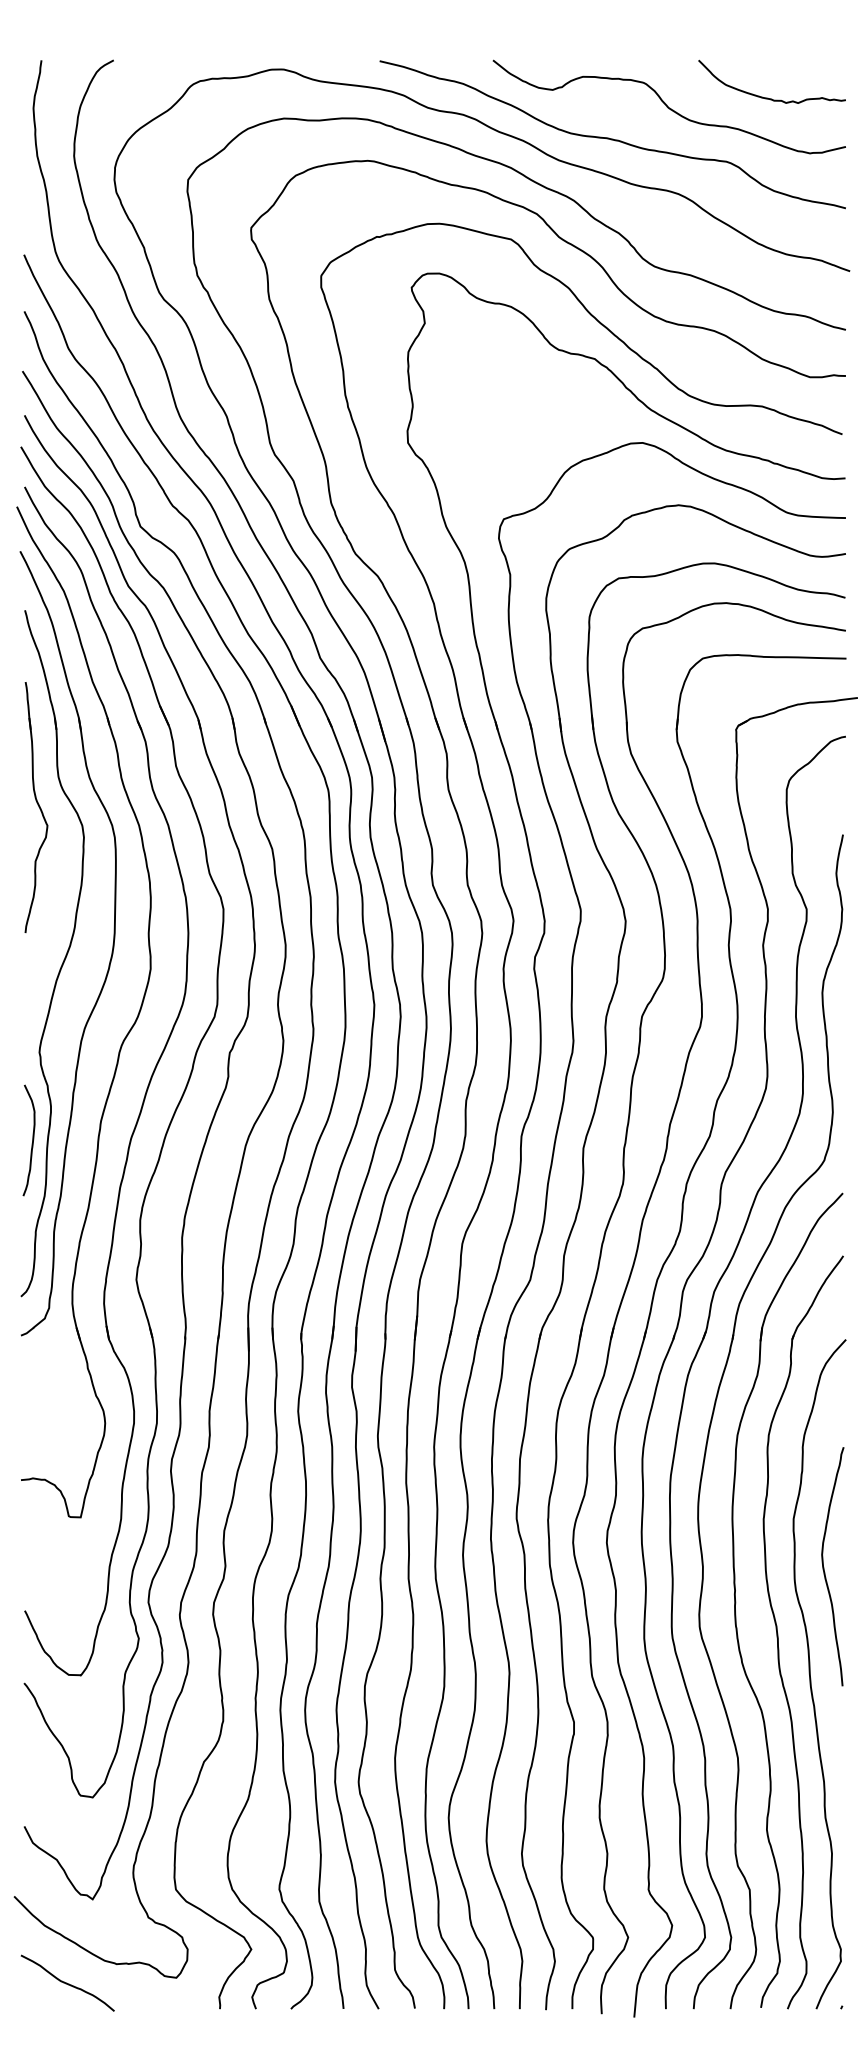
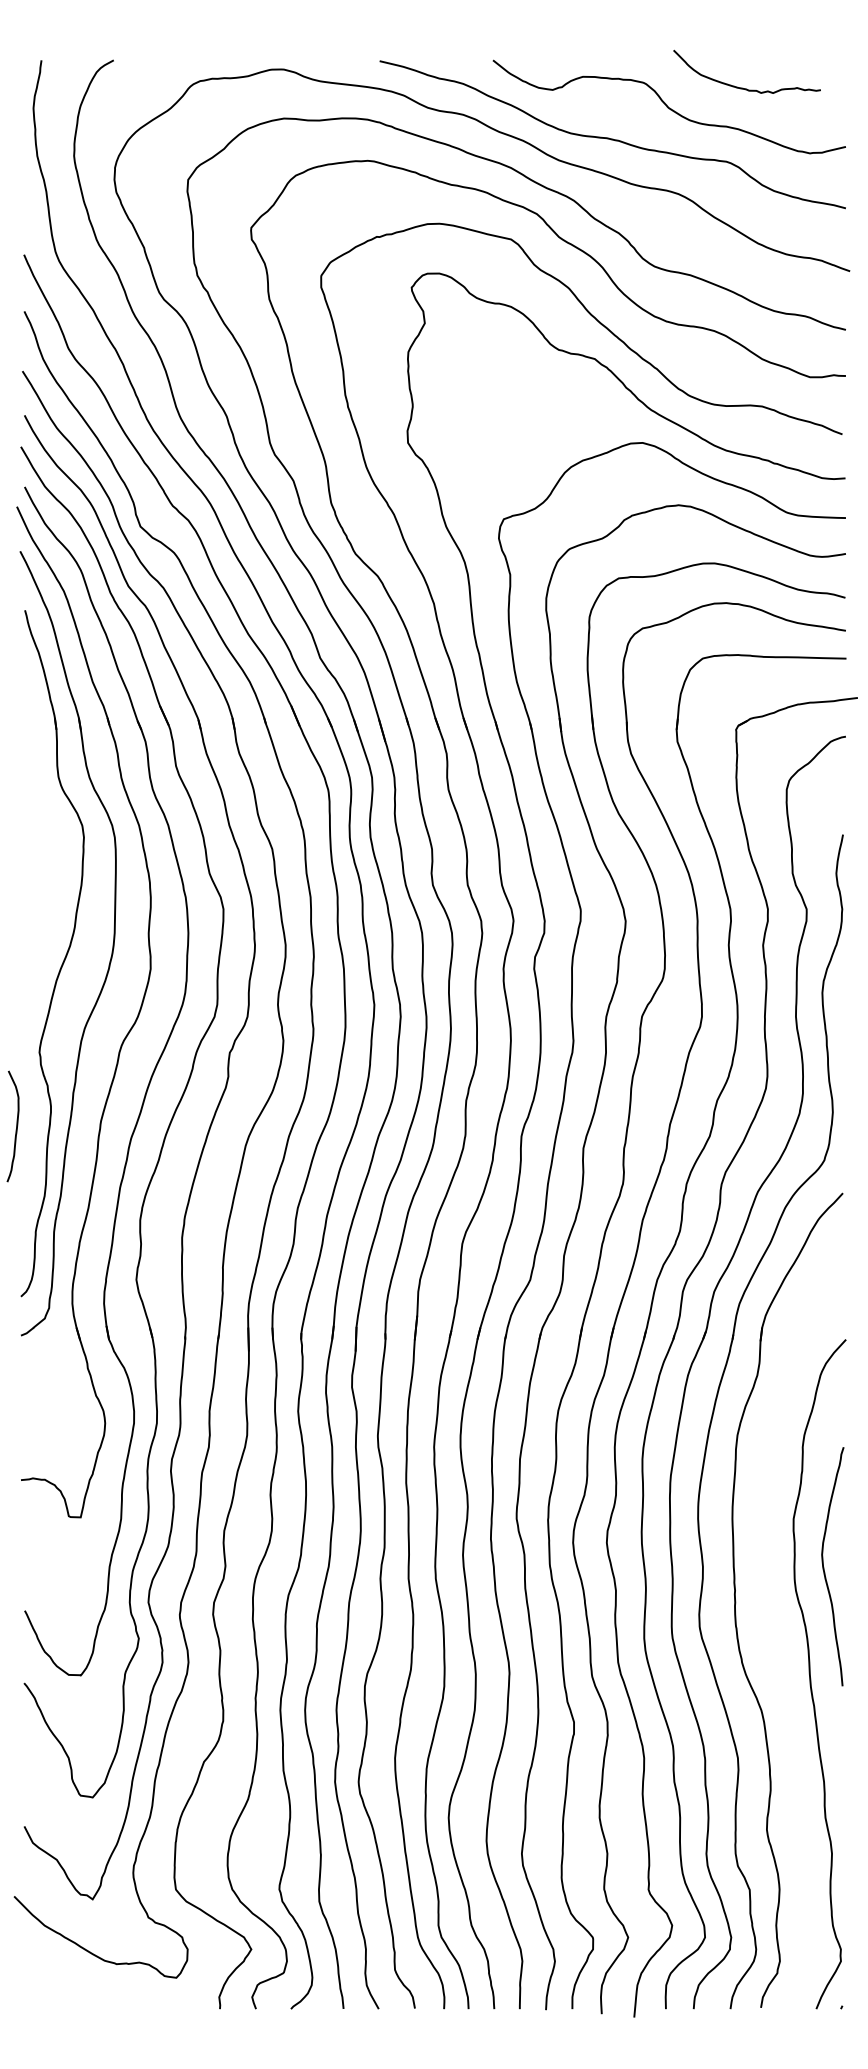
curve position: (767, 97) -> (742, 87) (742, 87)
part: present -> none (36, 807)
curve position: (32, 1140) -> (16, 1126) (16, 1126)
part: present -> none (778, 1633)
curve: present -> none (66, 1982)
